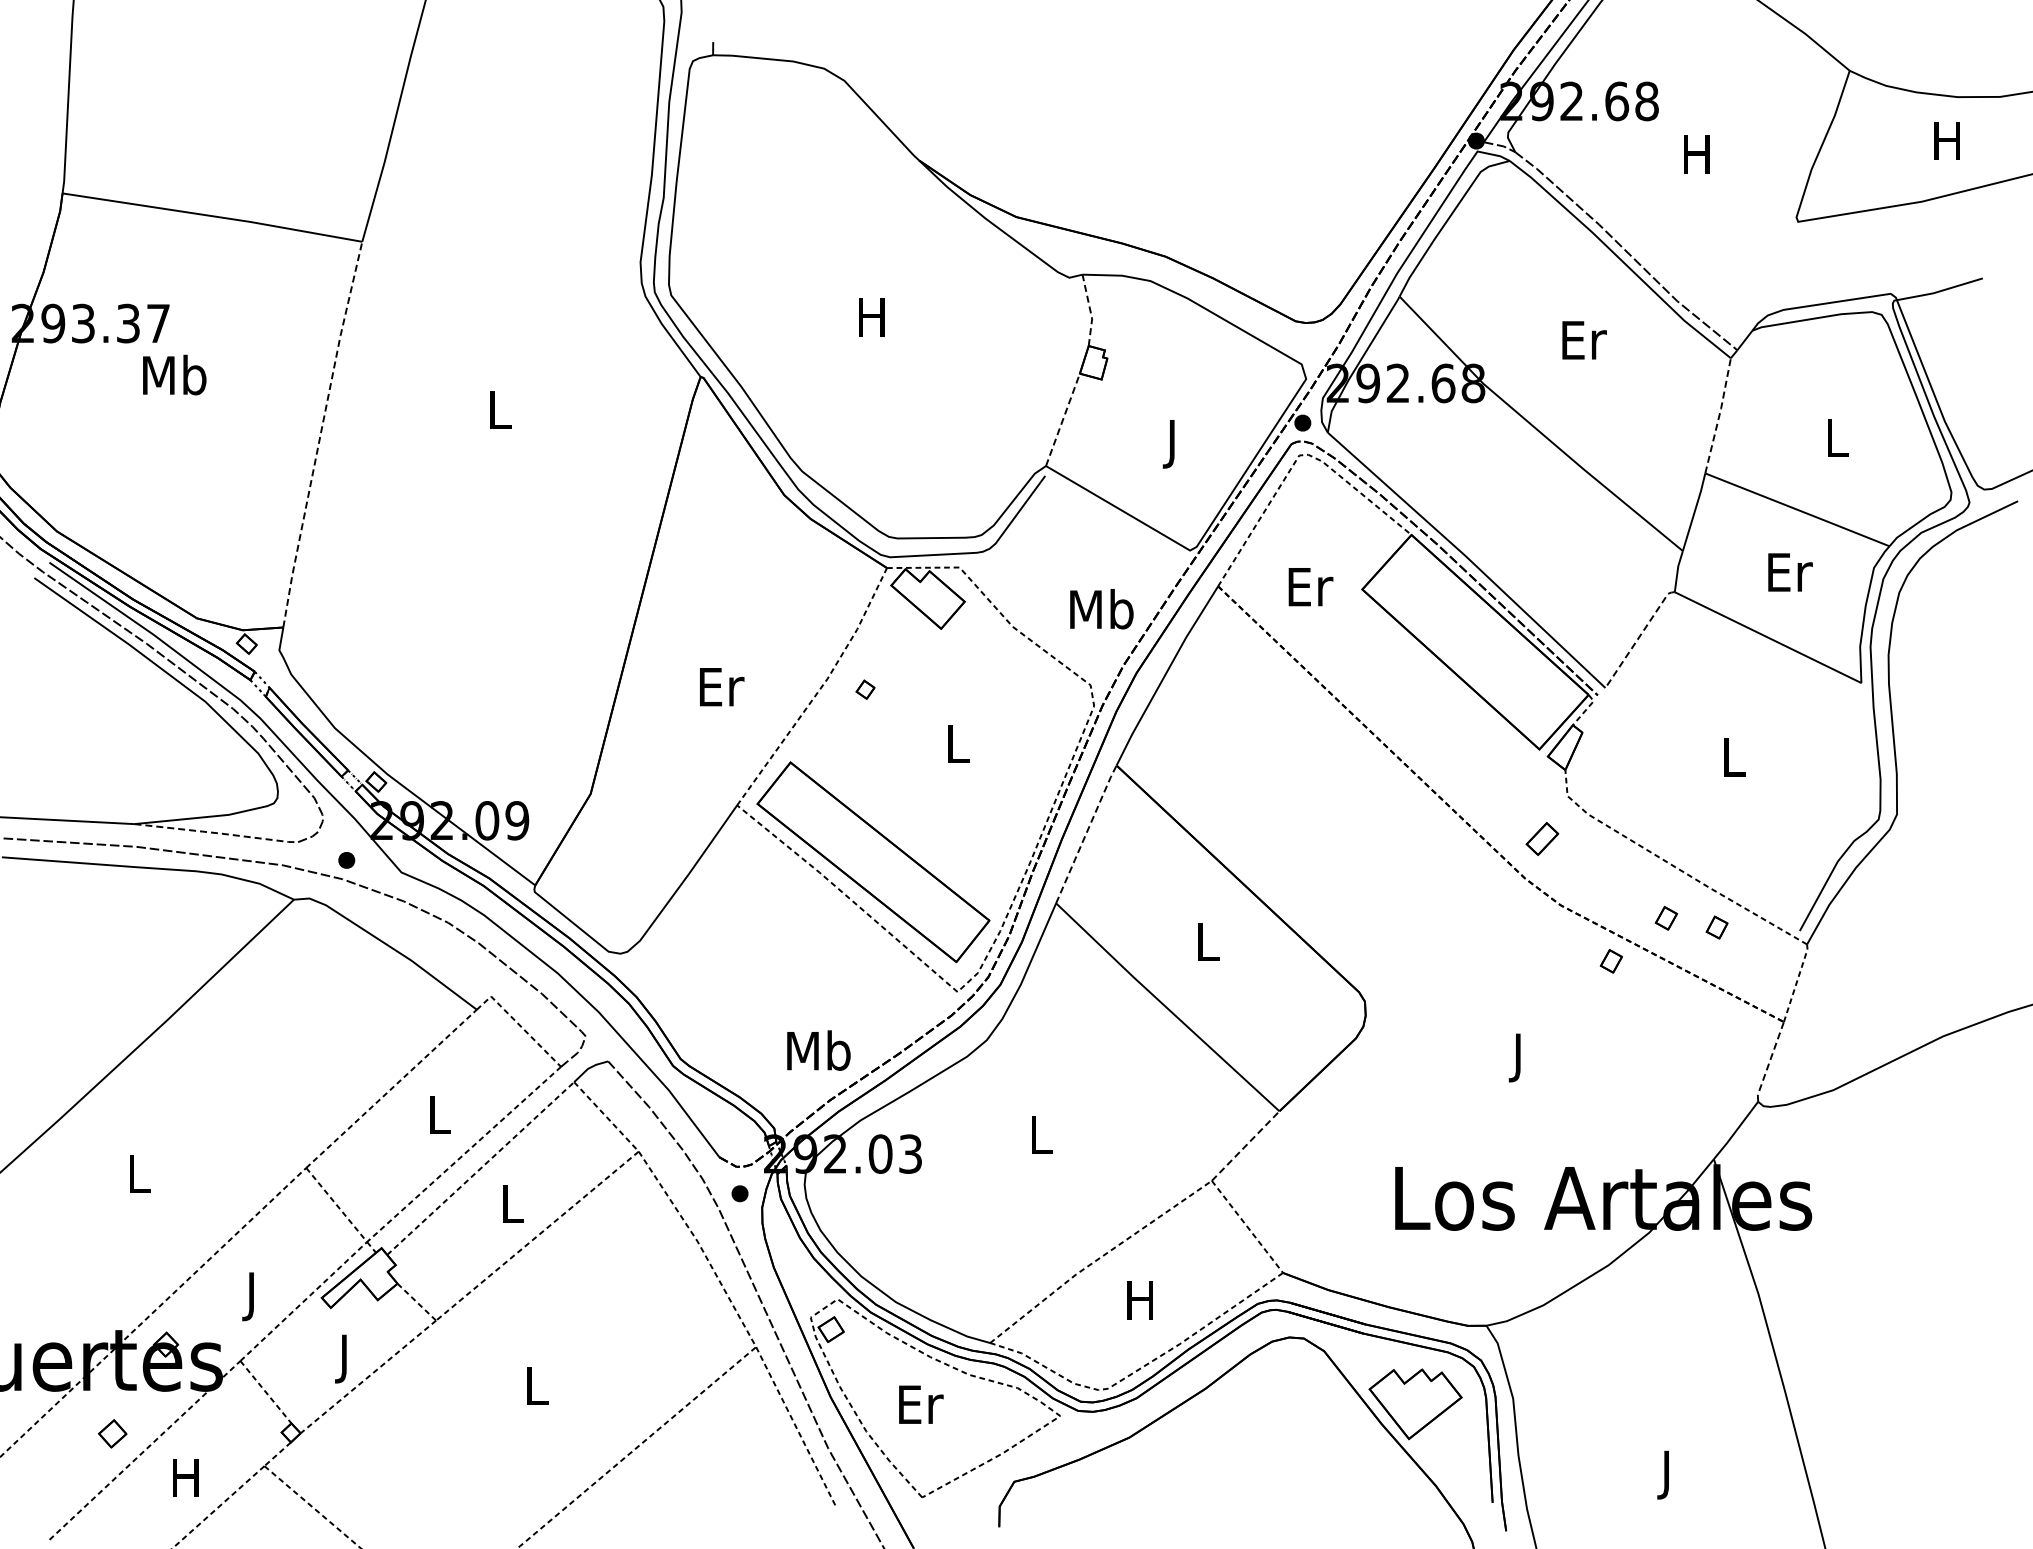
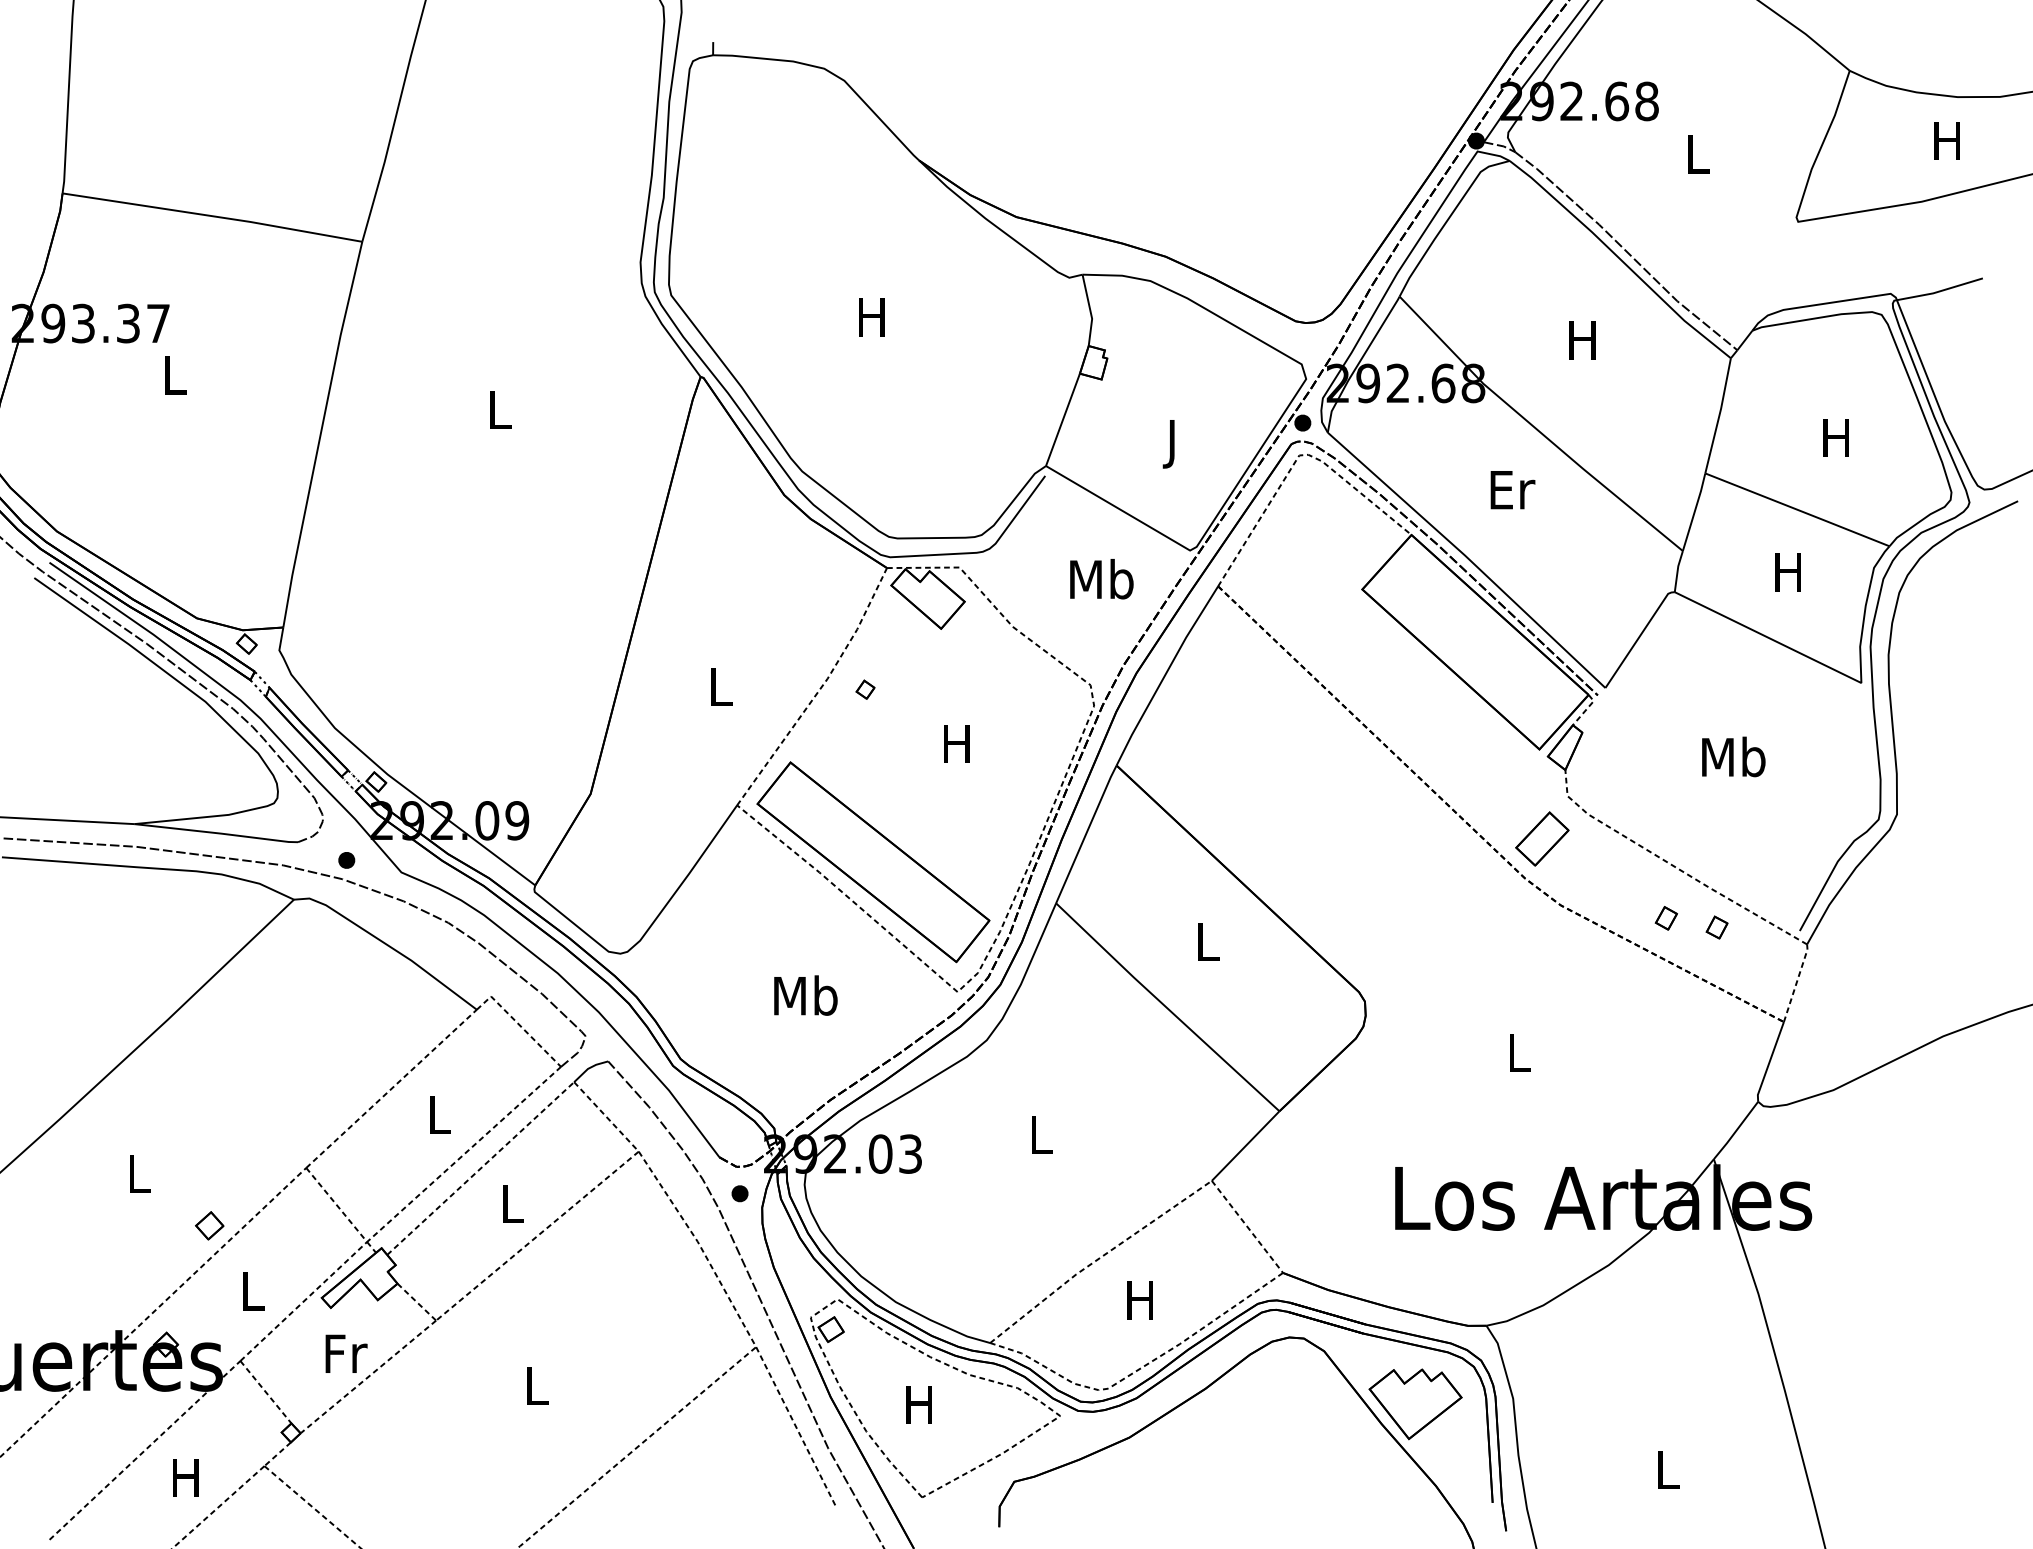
text: H -> L (1696, 154)
line: dashed -> solid (1090, 310)
text: Er -> H (1584, 340)
text: Mb -> L (174, 374)
line: dashed -> solid (1719, 415)
line: dashed -> solid (1063, 419)
line: dashed -> solid (320, 433)
text: L -> H (1835, 437)
text: Er -> H (1790, 572)
text position: (1310, 587) -> (1512, 490) (1512, 490)
text position: (1101, 609) -> (1101, 579) (1101, 579)
line: dashed -> solid (1639, 636)
text: Er -> L (722, 687)
text: L -> H (956, 743)
text: L -> Mb (1733, 756)
line: dashed -> solid (217, 833)
line: dashed -> solid (1086, 833)
part size: 35x34 px -> 55x56 px (1542, 838)
part: present -> none (1610, 961)
text position: (818, 1050) -> (805, 995) (805, 995)
text: J -> L (1519, 1057)
line: dashed -> solid (1769, 1062)
line: dashed -> solid (1245, 1146)
text: J -> L (253, 1296)
text: J -> Fr (346, 1358)
text: Er -> H (921, 1404)
part position: (112, 1433) -> (209, 1225) (209, 1225)
text: J -> L (1668, 1474)
